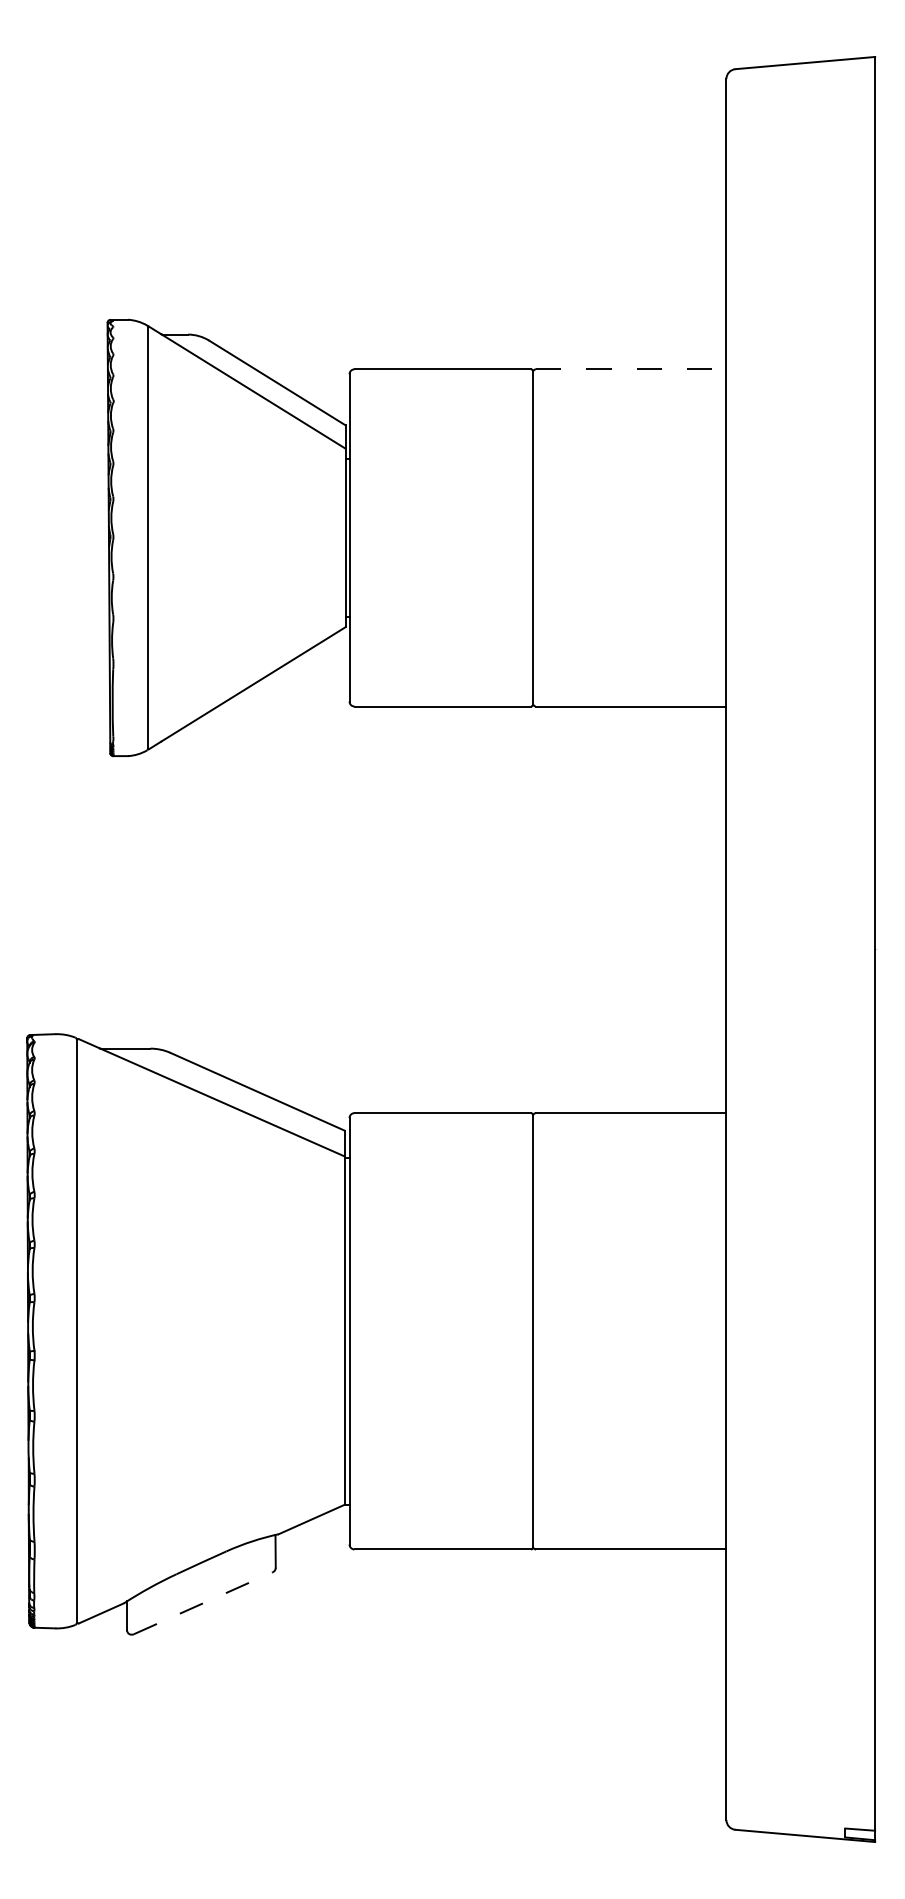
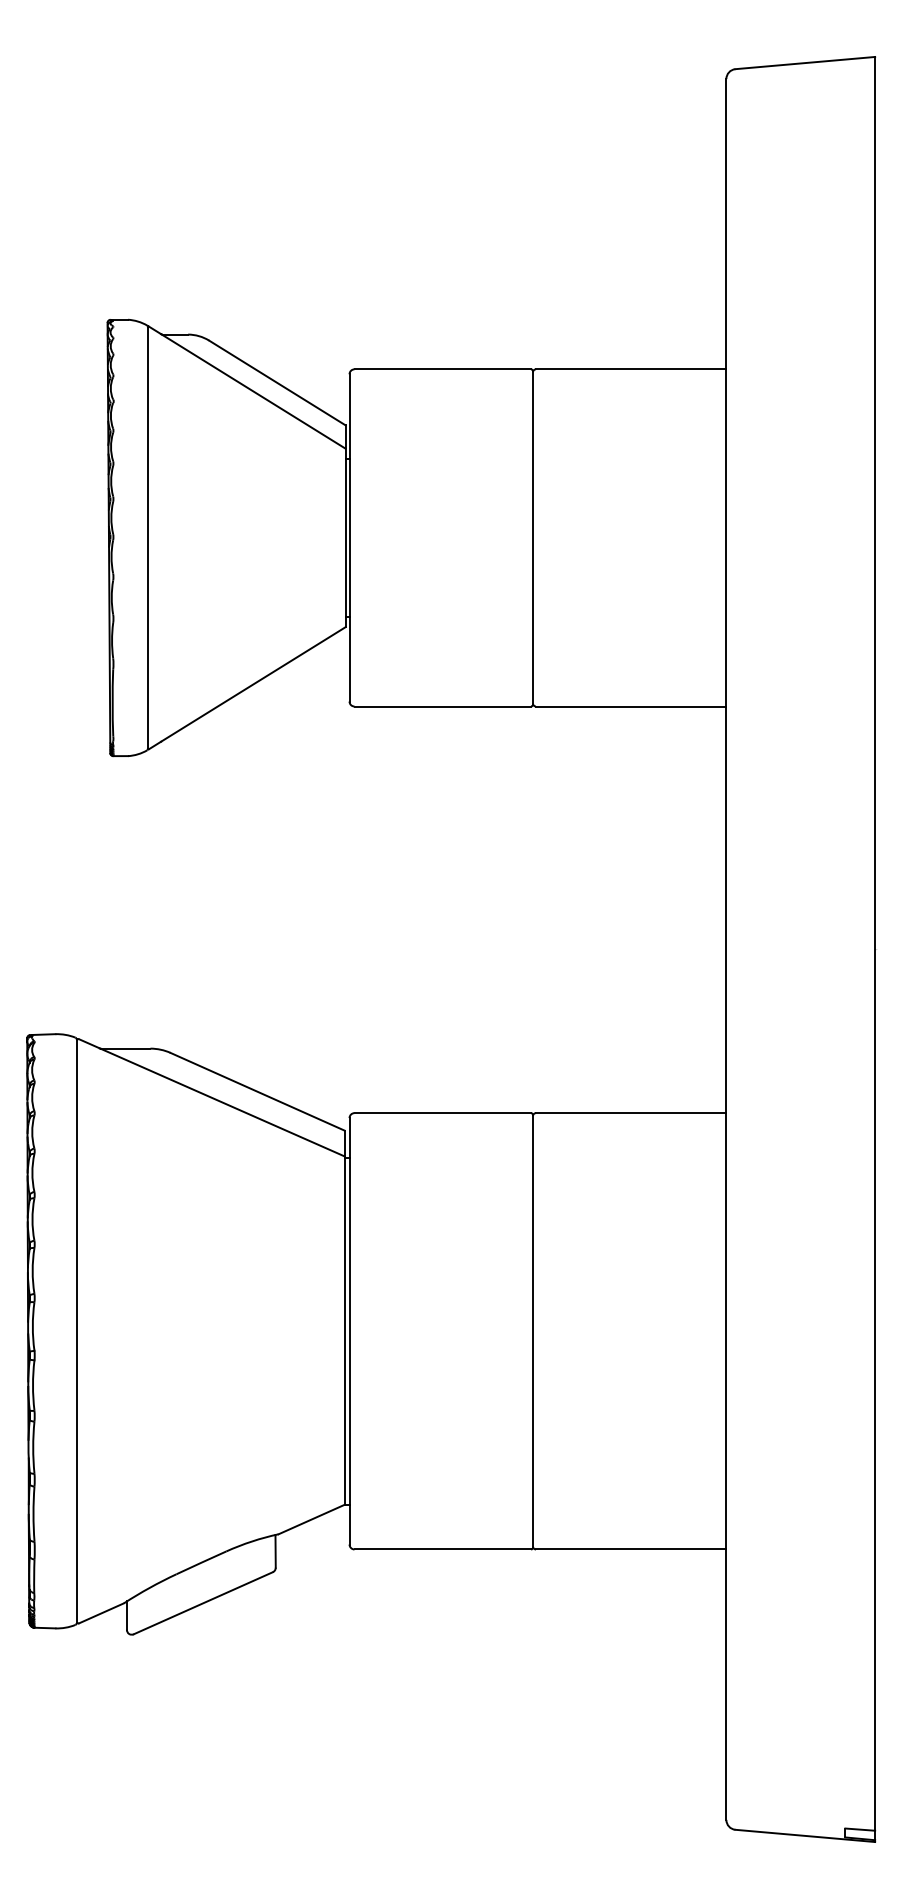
line: dashed -> solid (631, 369)
line: dashed -> solid (203, 1603)
